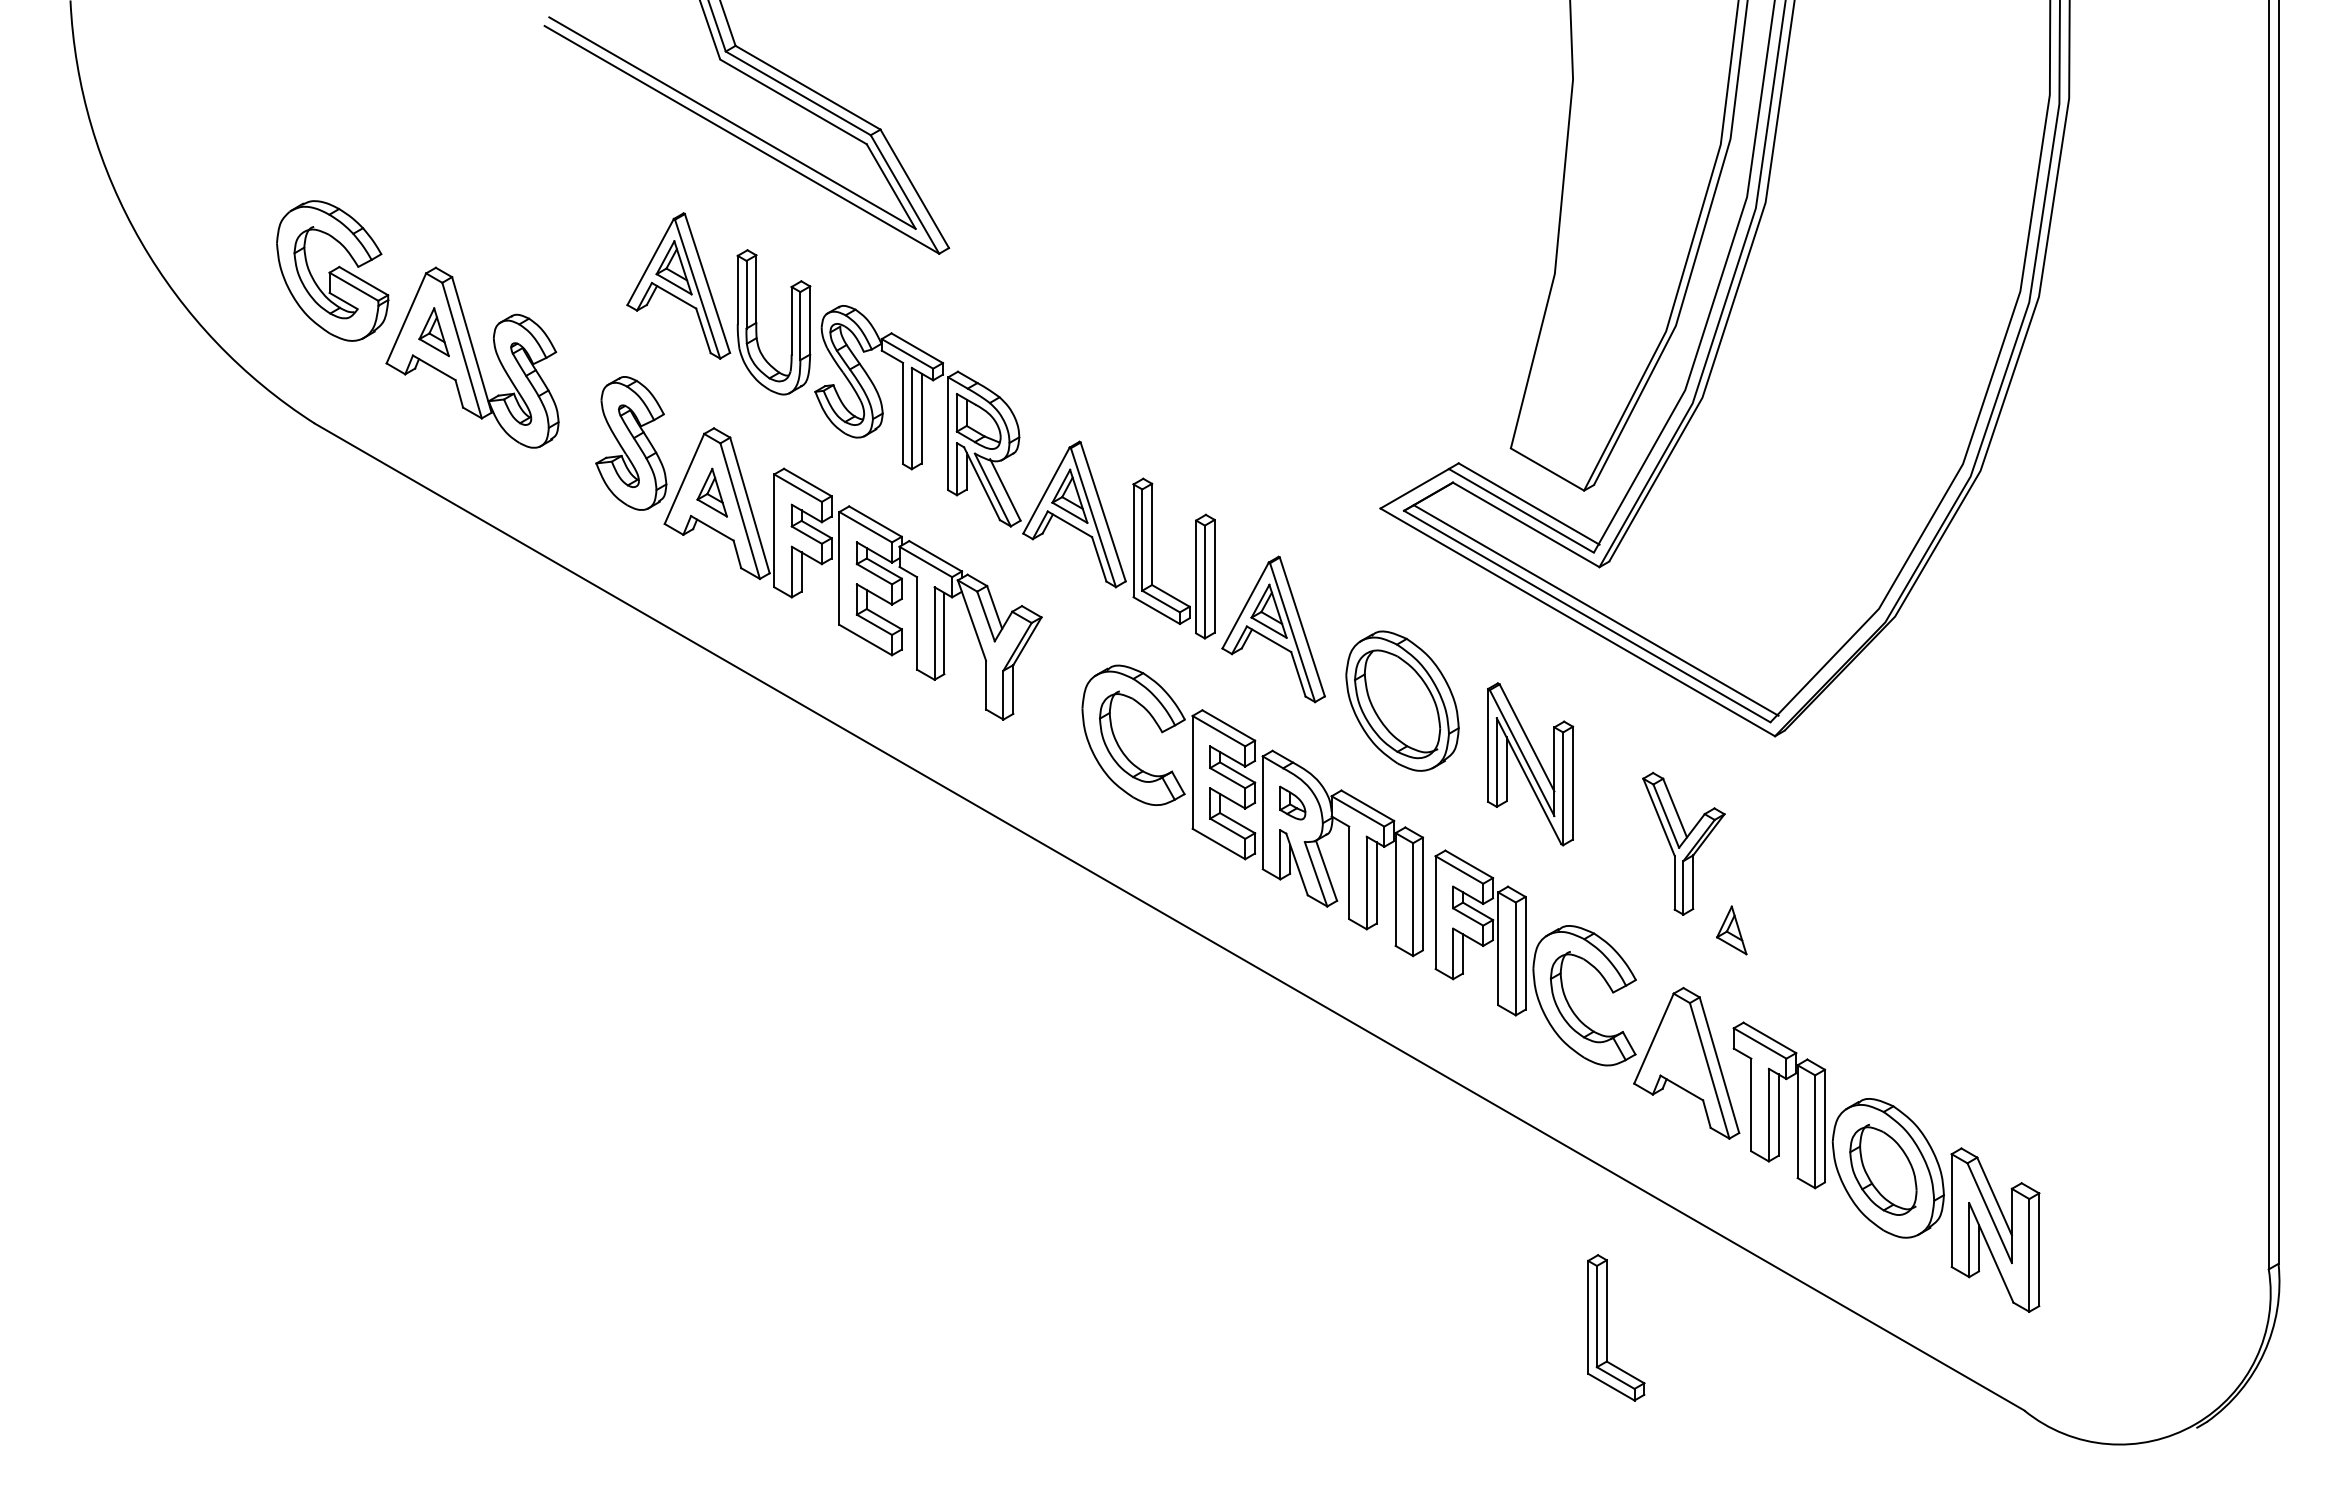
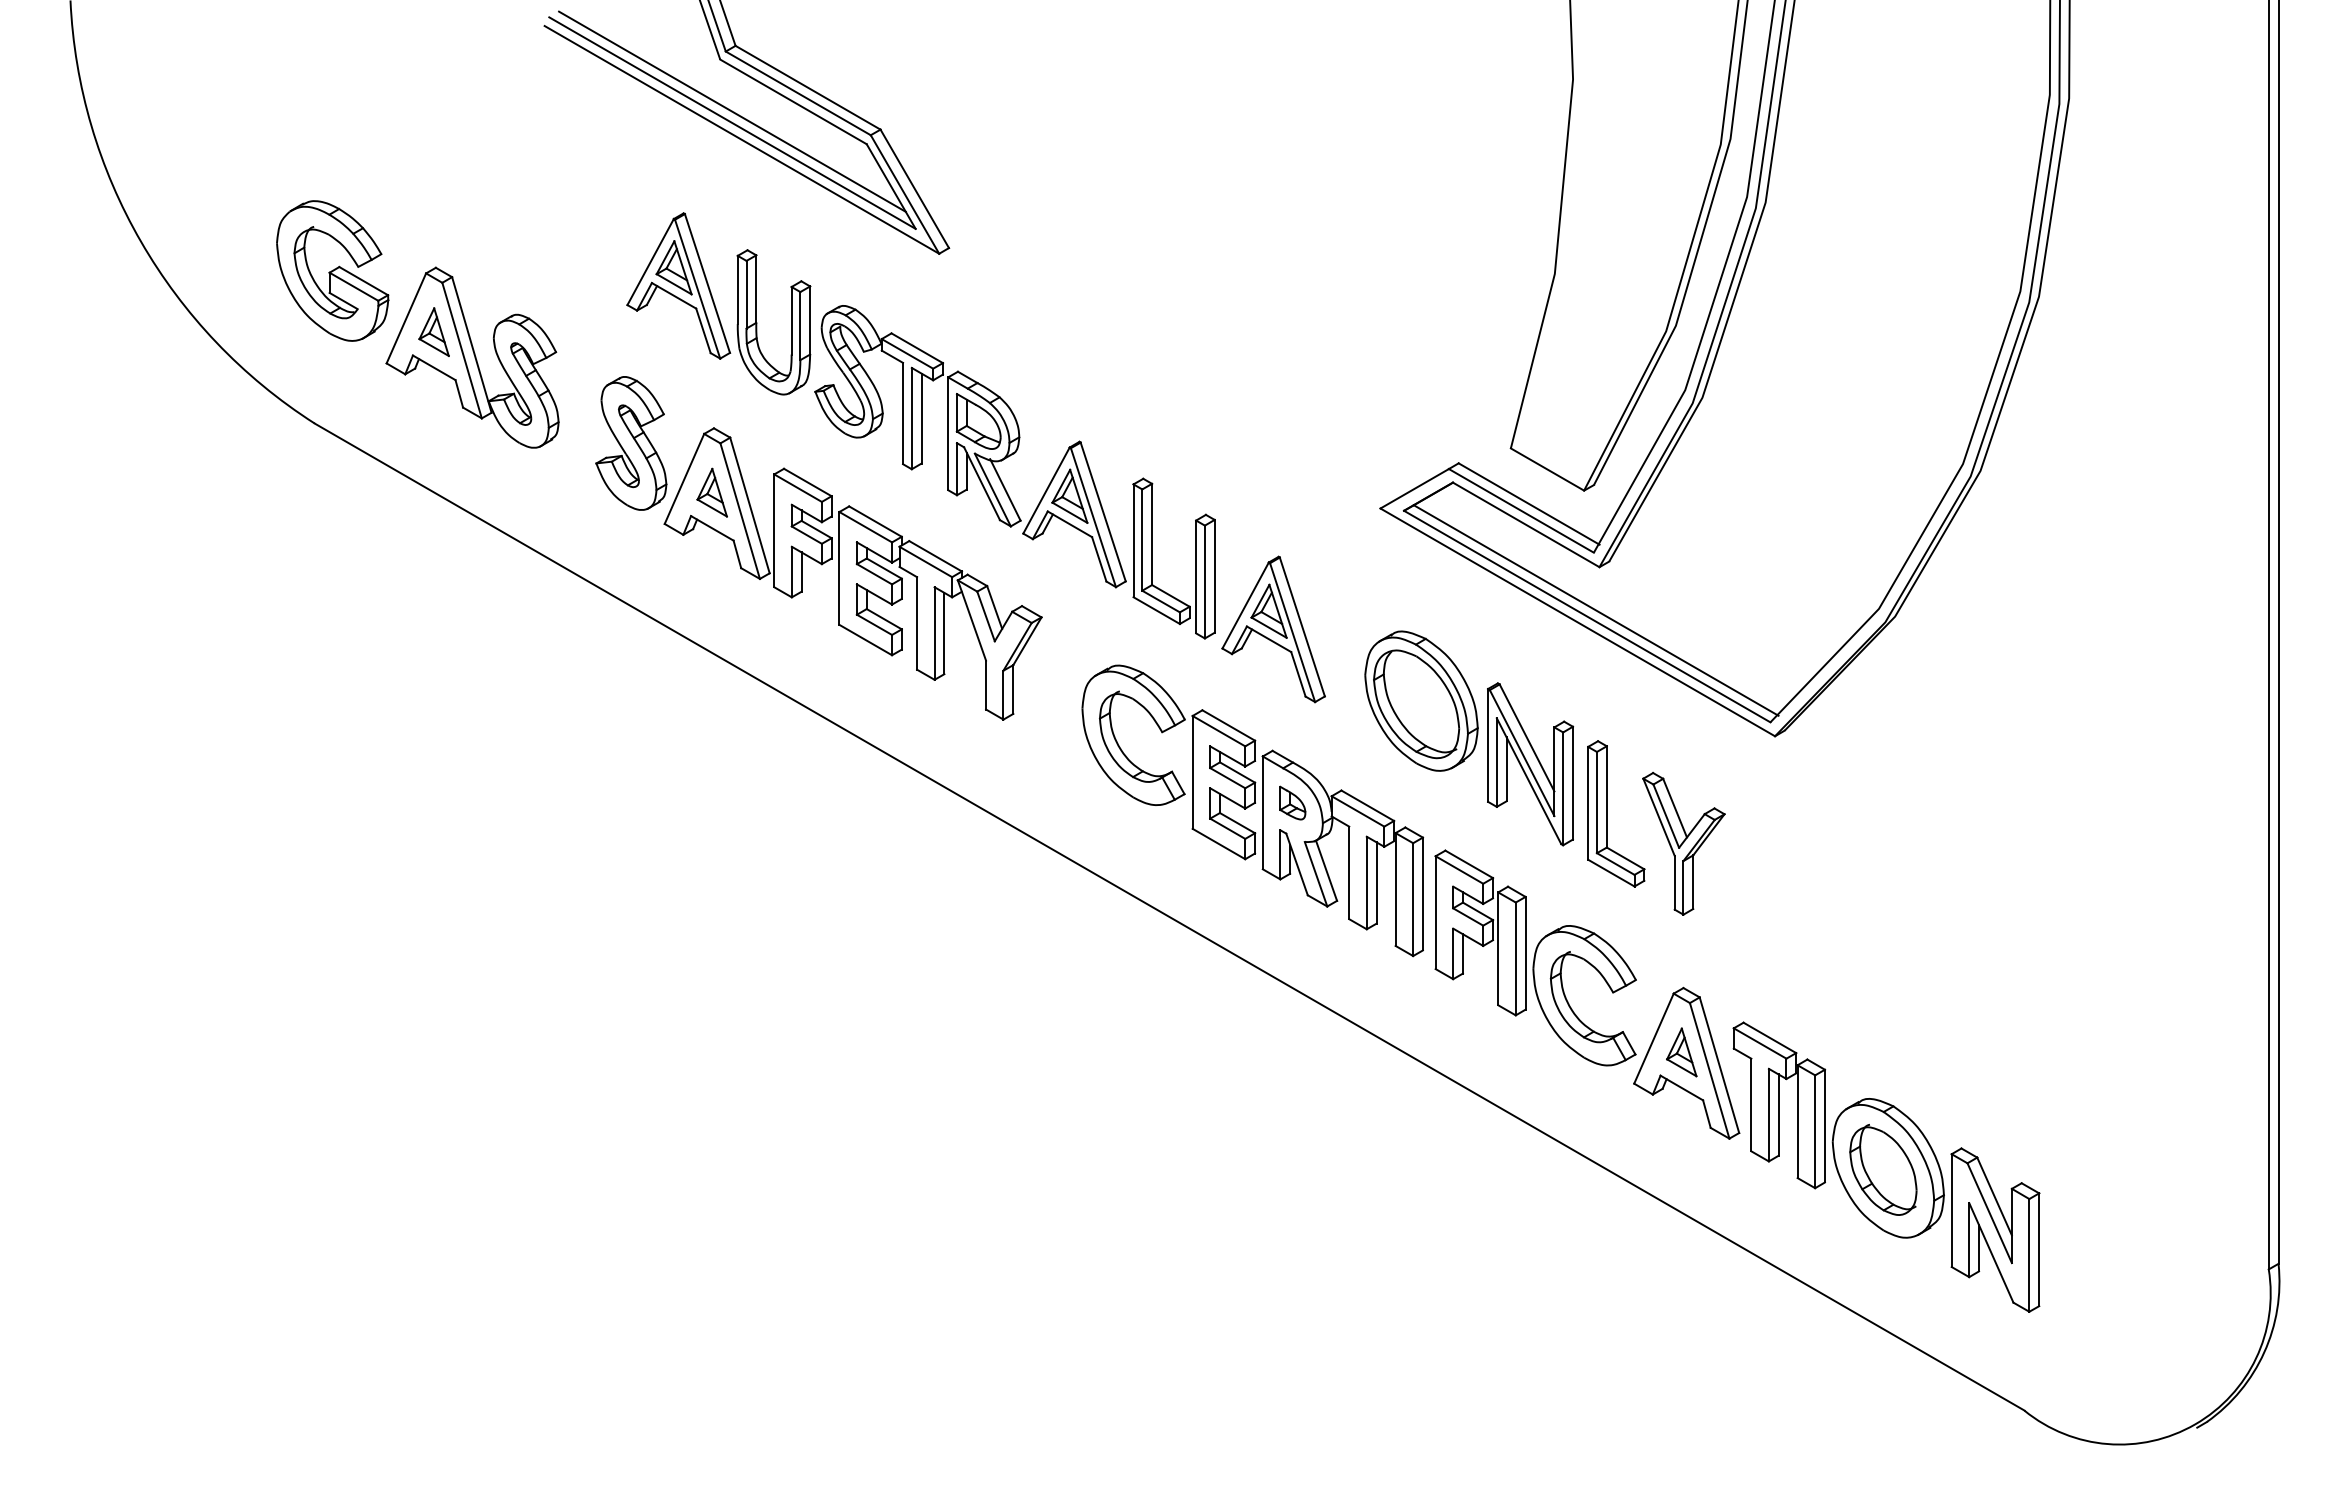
line: none -> present (732, 111)
part position: (1402, 700) -> (1421, 700) (1421, 700)
part position: (1731, 930) -> (1681, 1052) (1681, 1052)
part position: (1607, 1327) -> (1607, 813) (1607, 813)
